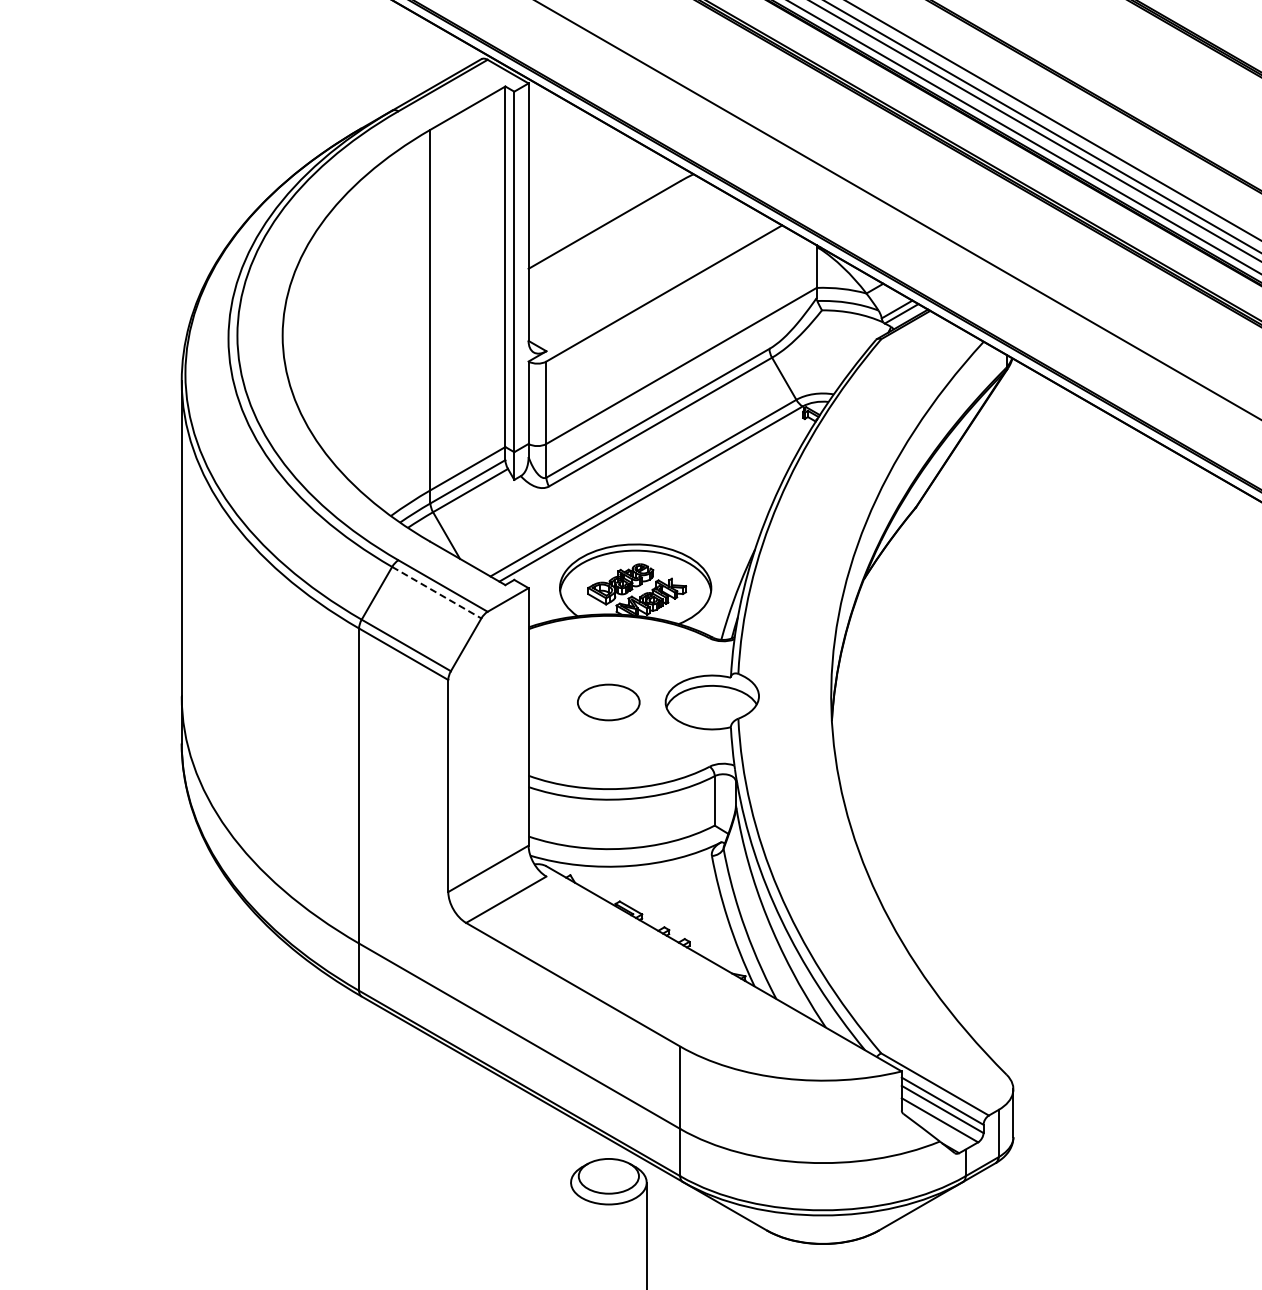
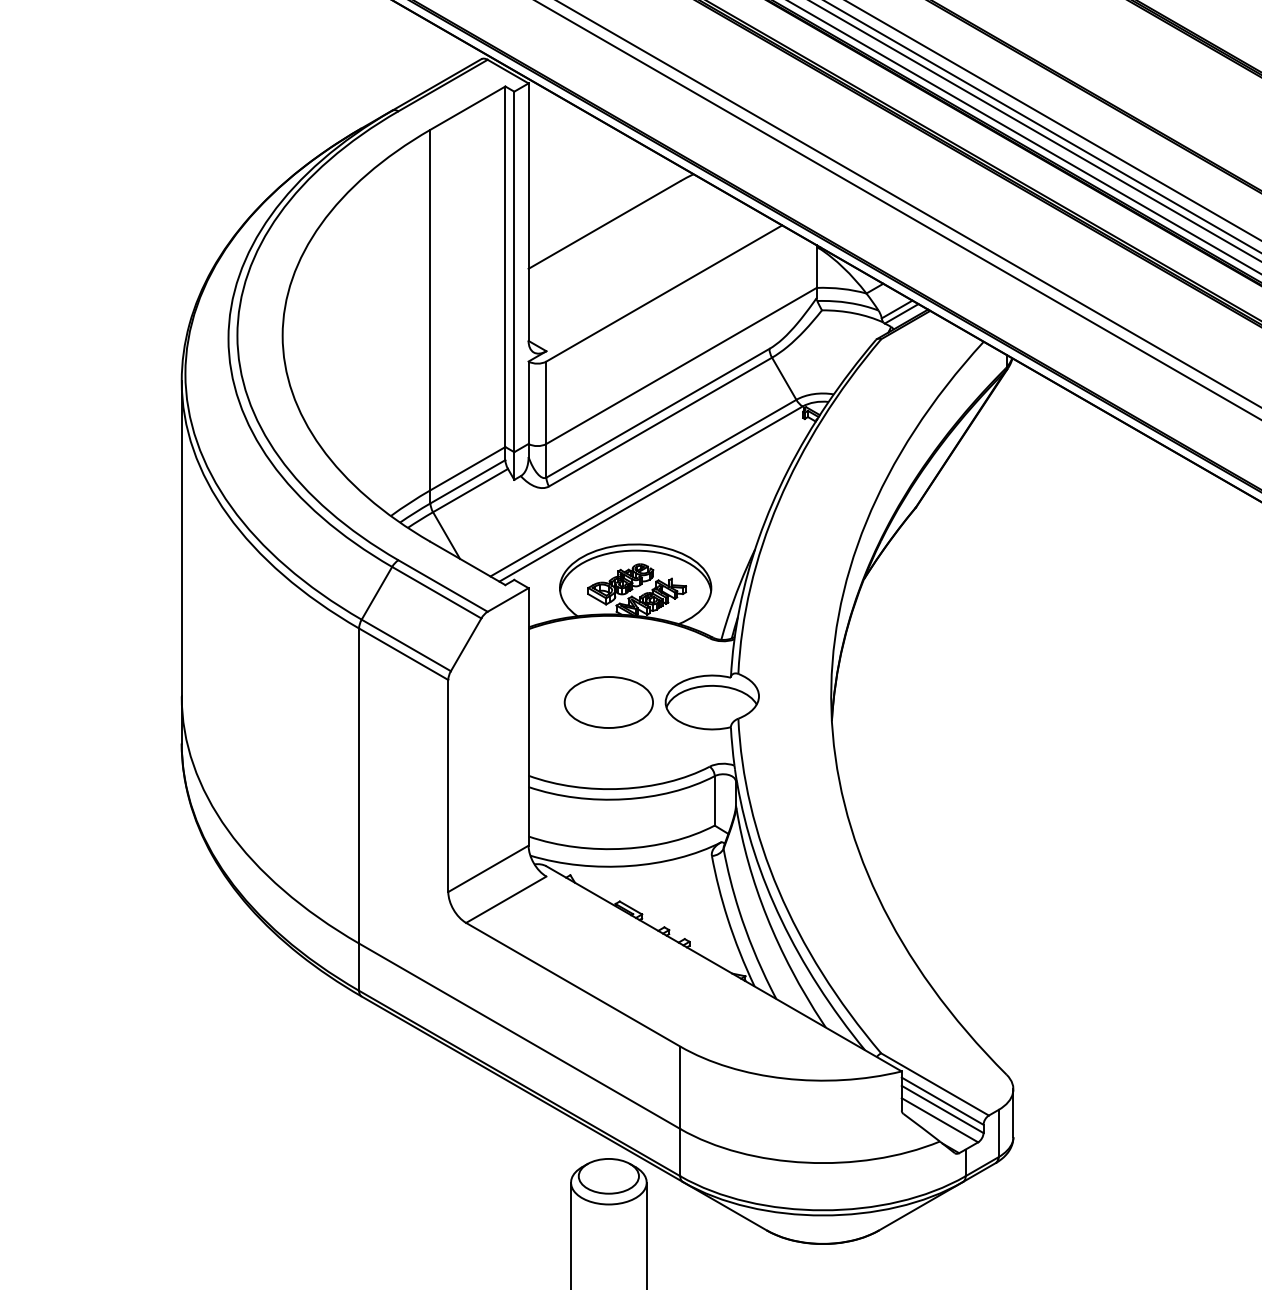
line: none -> present (908, 203)
line: dashed -> solid (436, 592)
part size: 64x39 px -> 91x53 px (608, 702)
line: none -> present (571, 1234)
